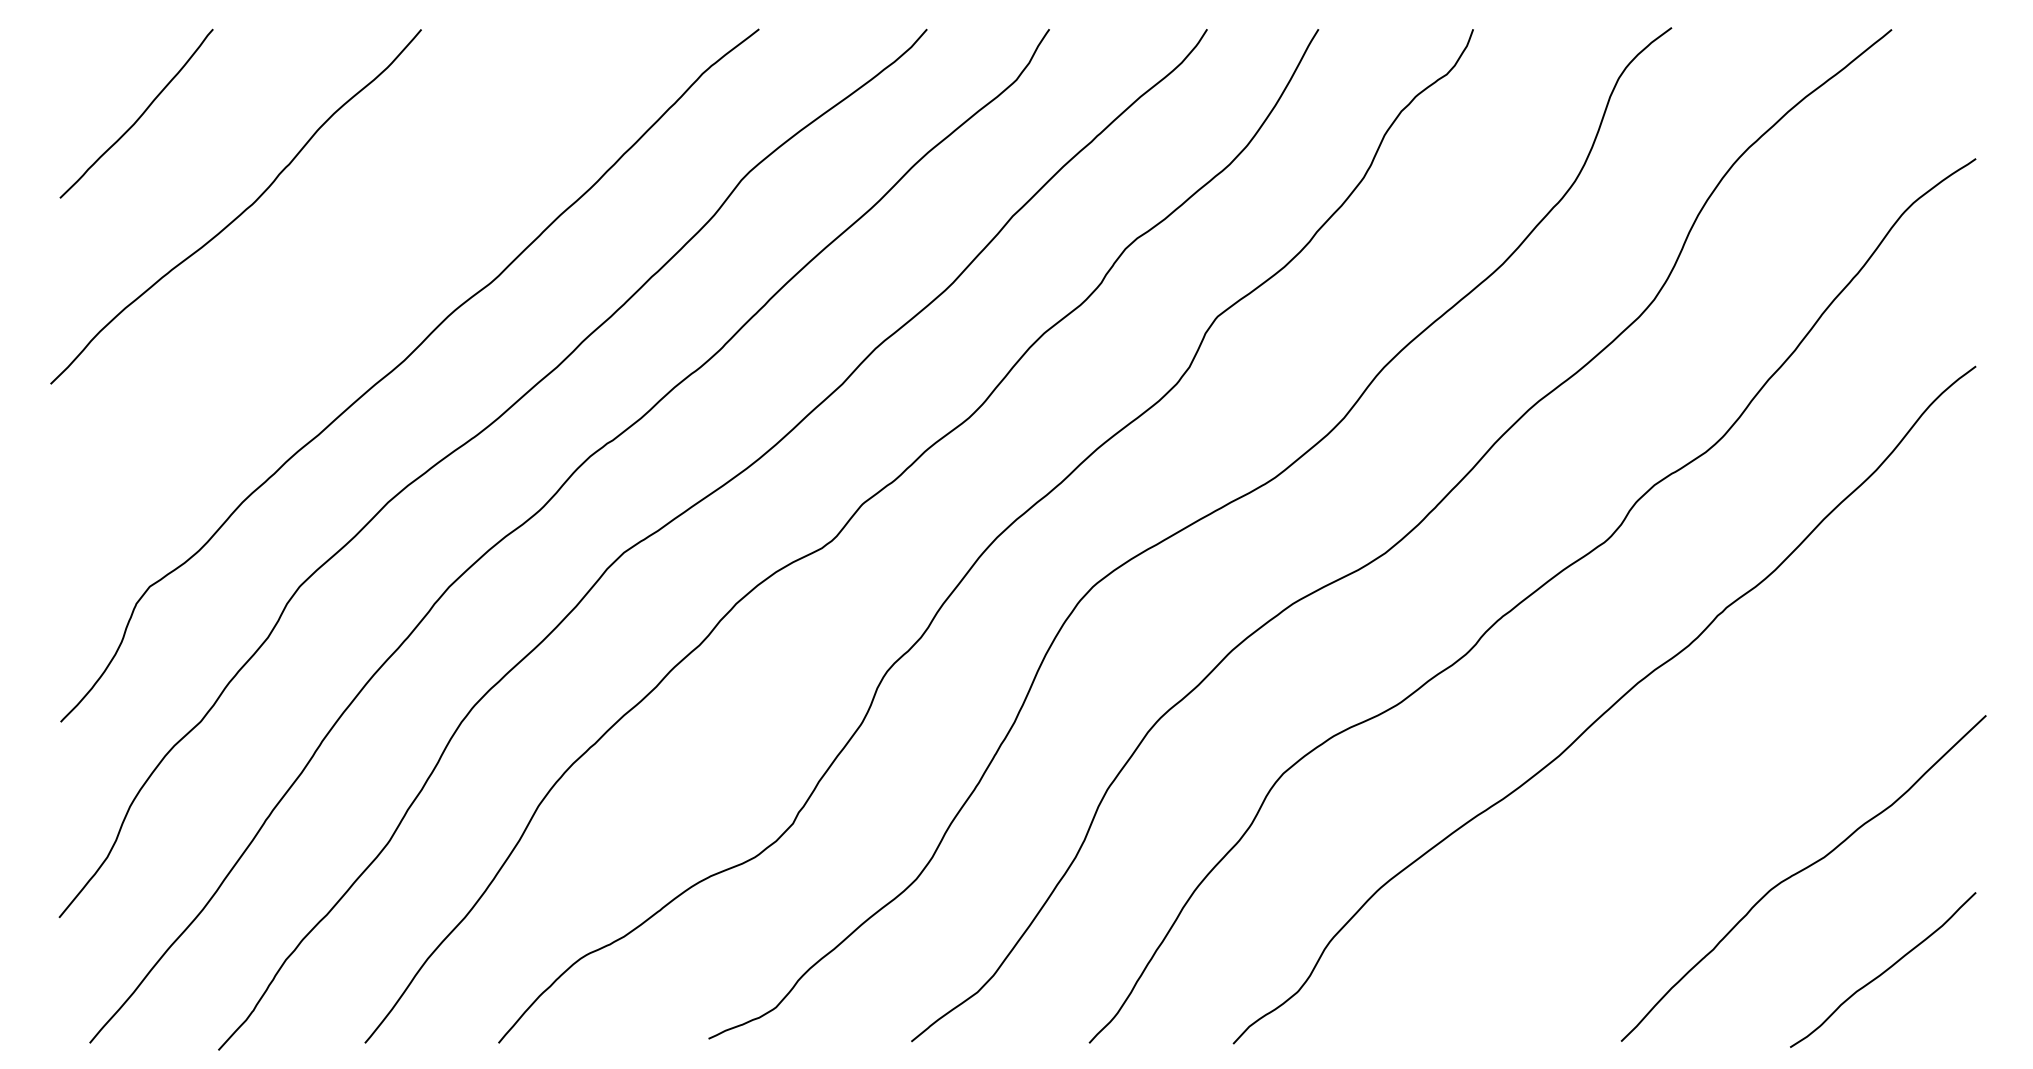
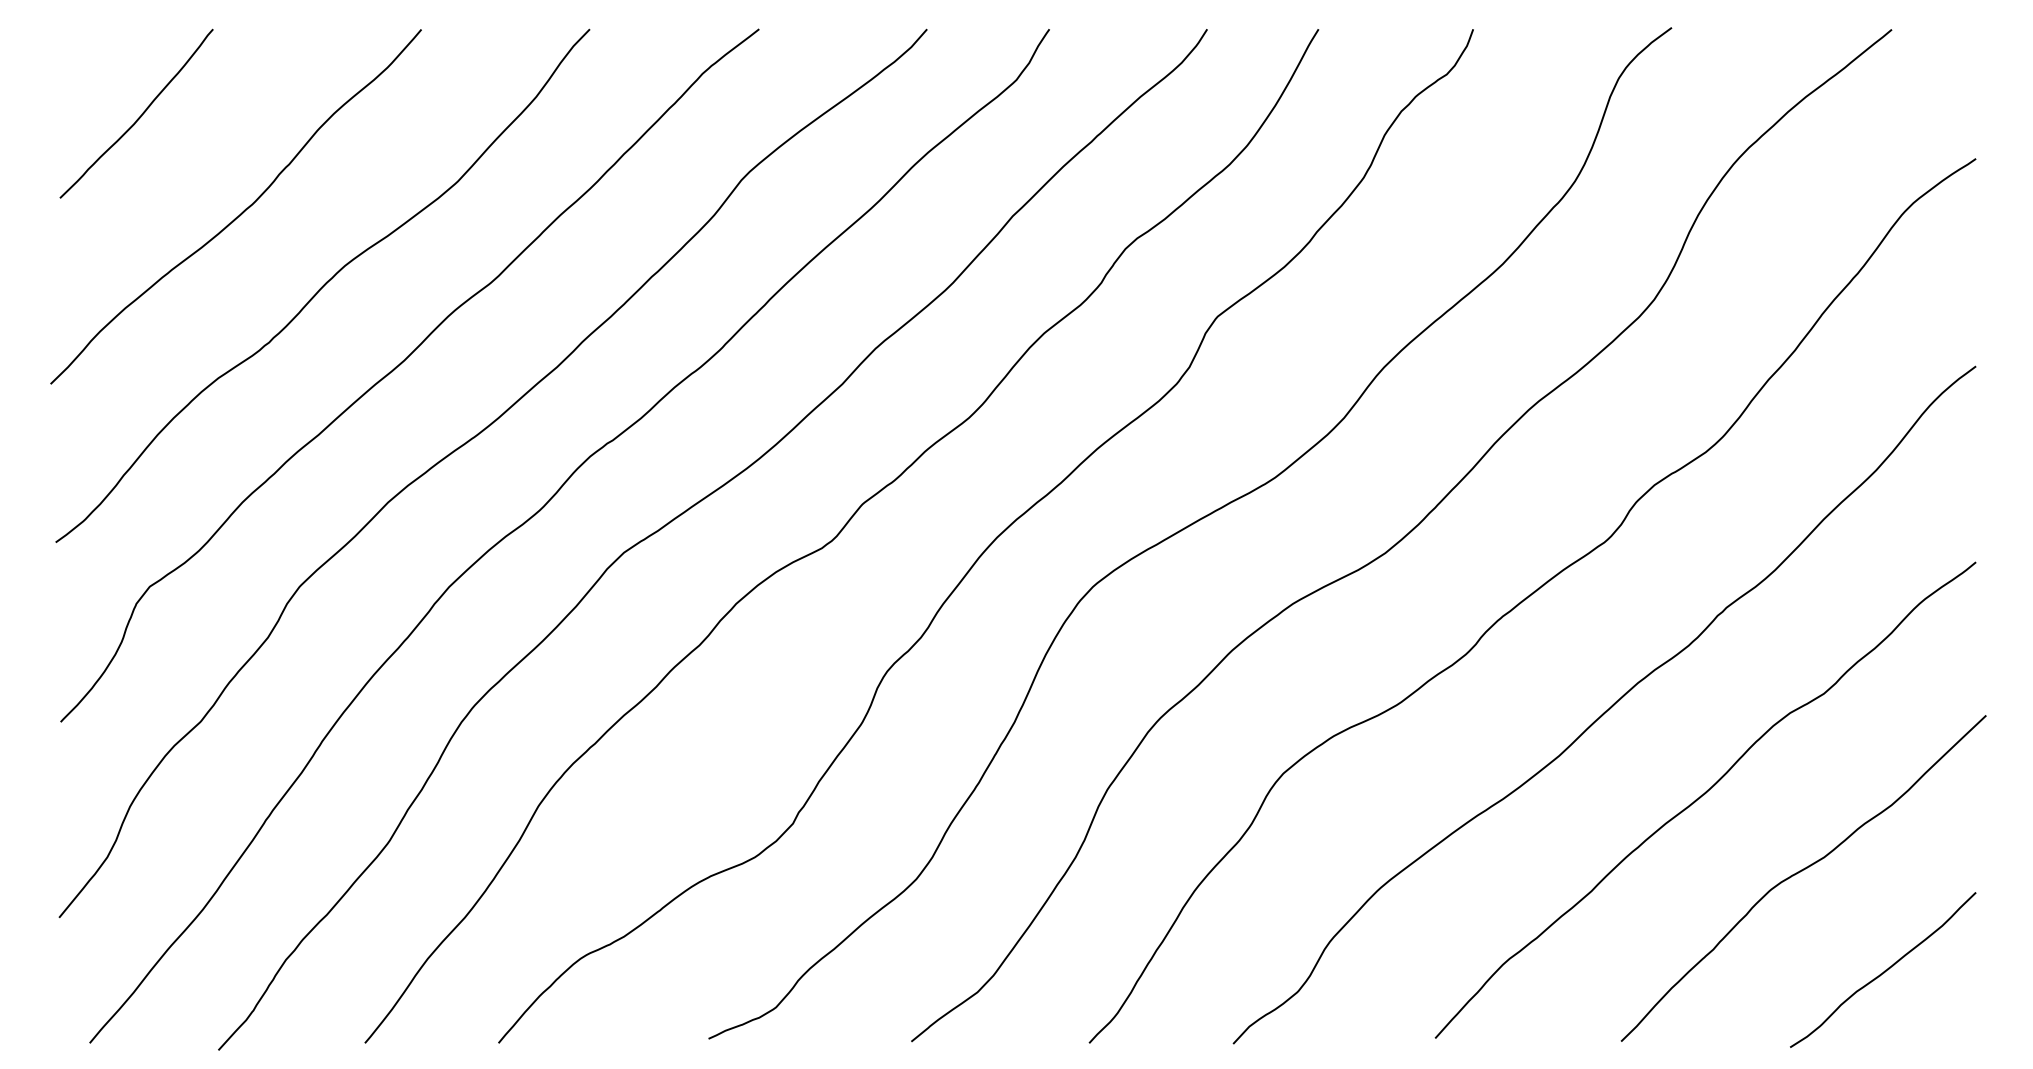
curve: none -> present (322, 285)
curve: none -> present (1702, 796)
